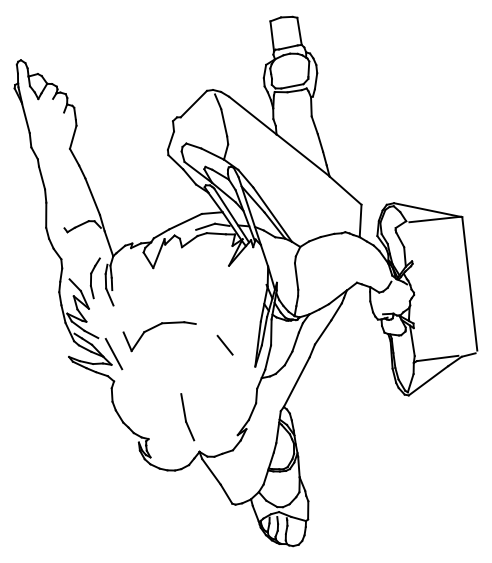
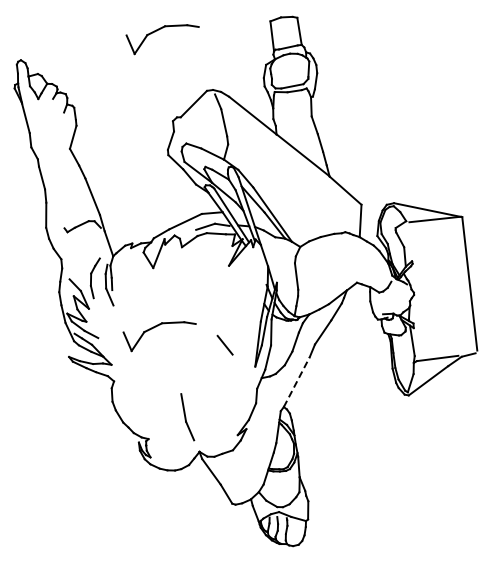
part: none -> present (157, 31)
line: present -> none (113, 353)
line: solid -> dashed (297, 381)
